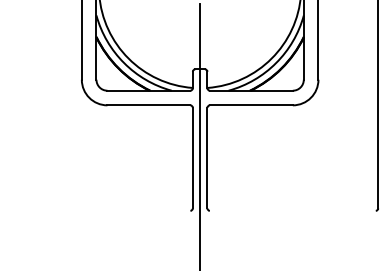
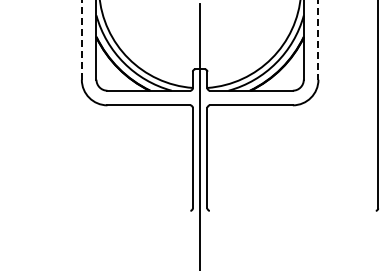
line: solid -> dashed (81, 39)
line: solid -> dashed (318, 40)
